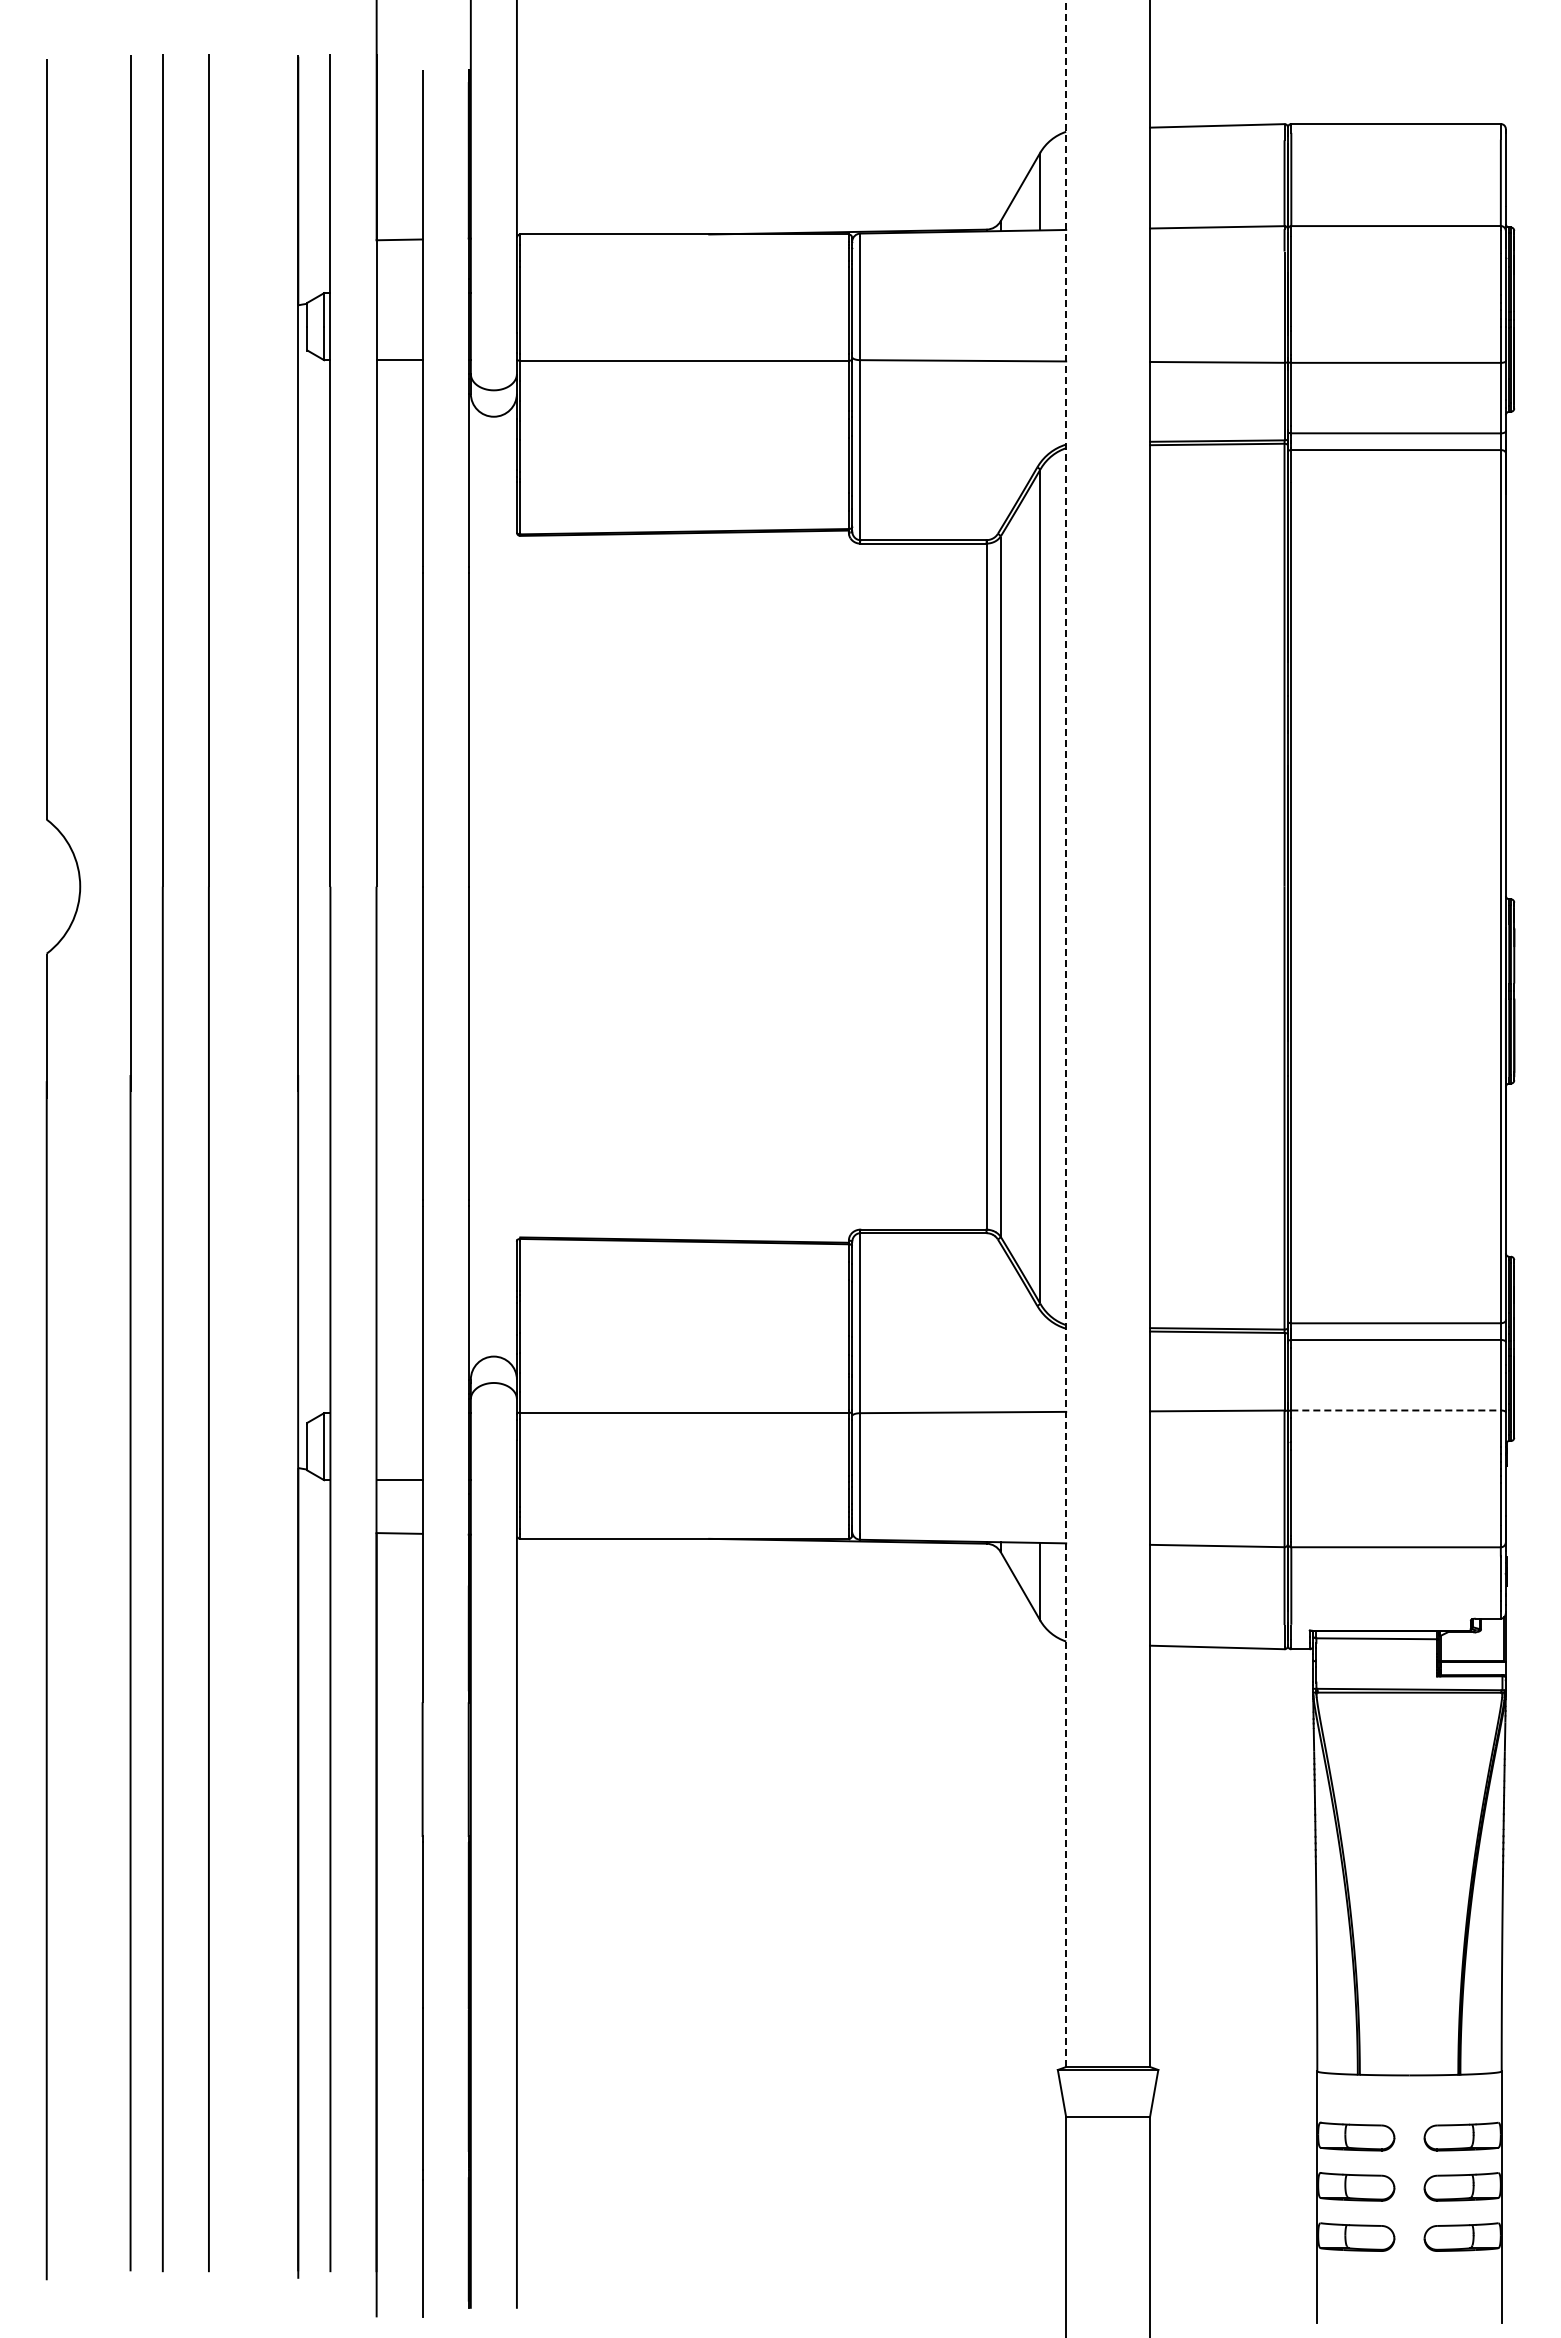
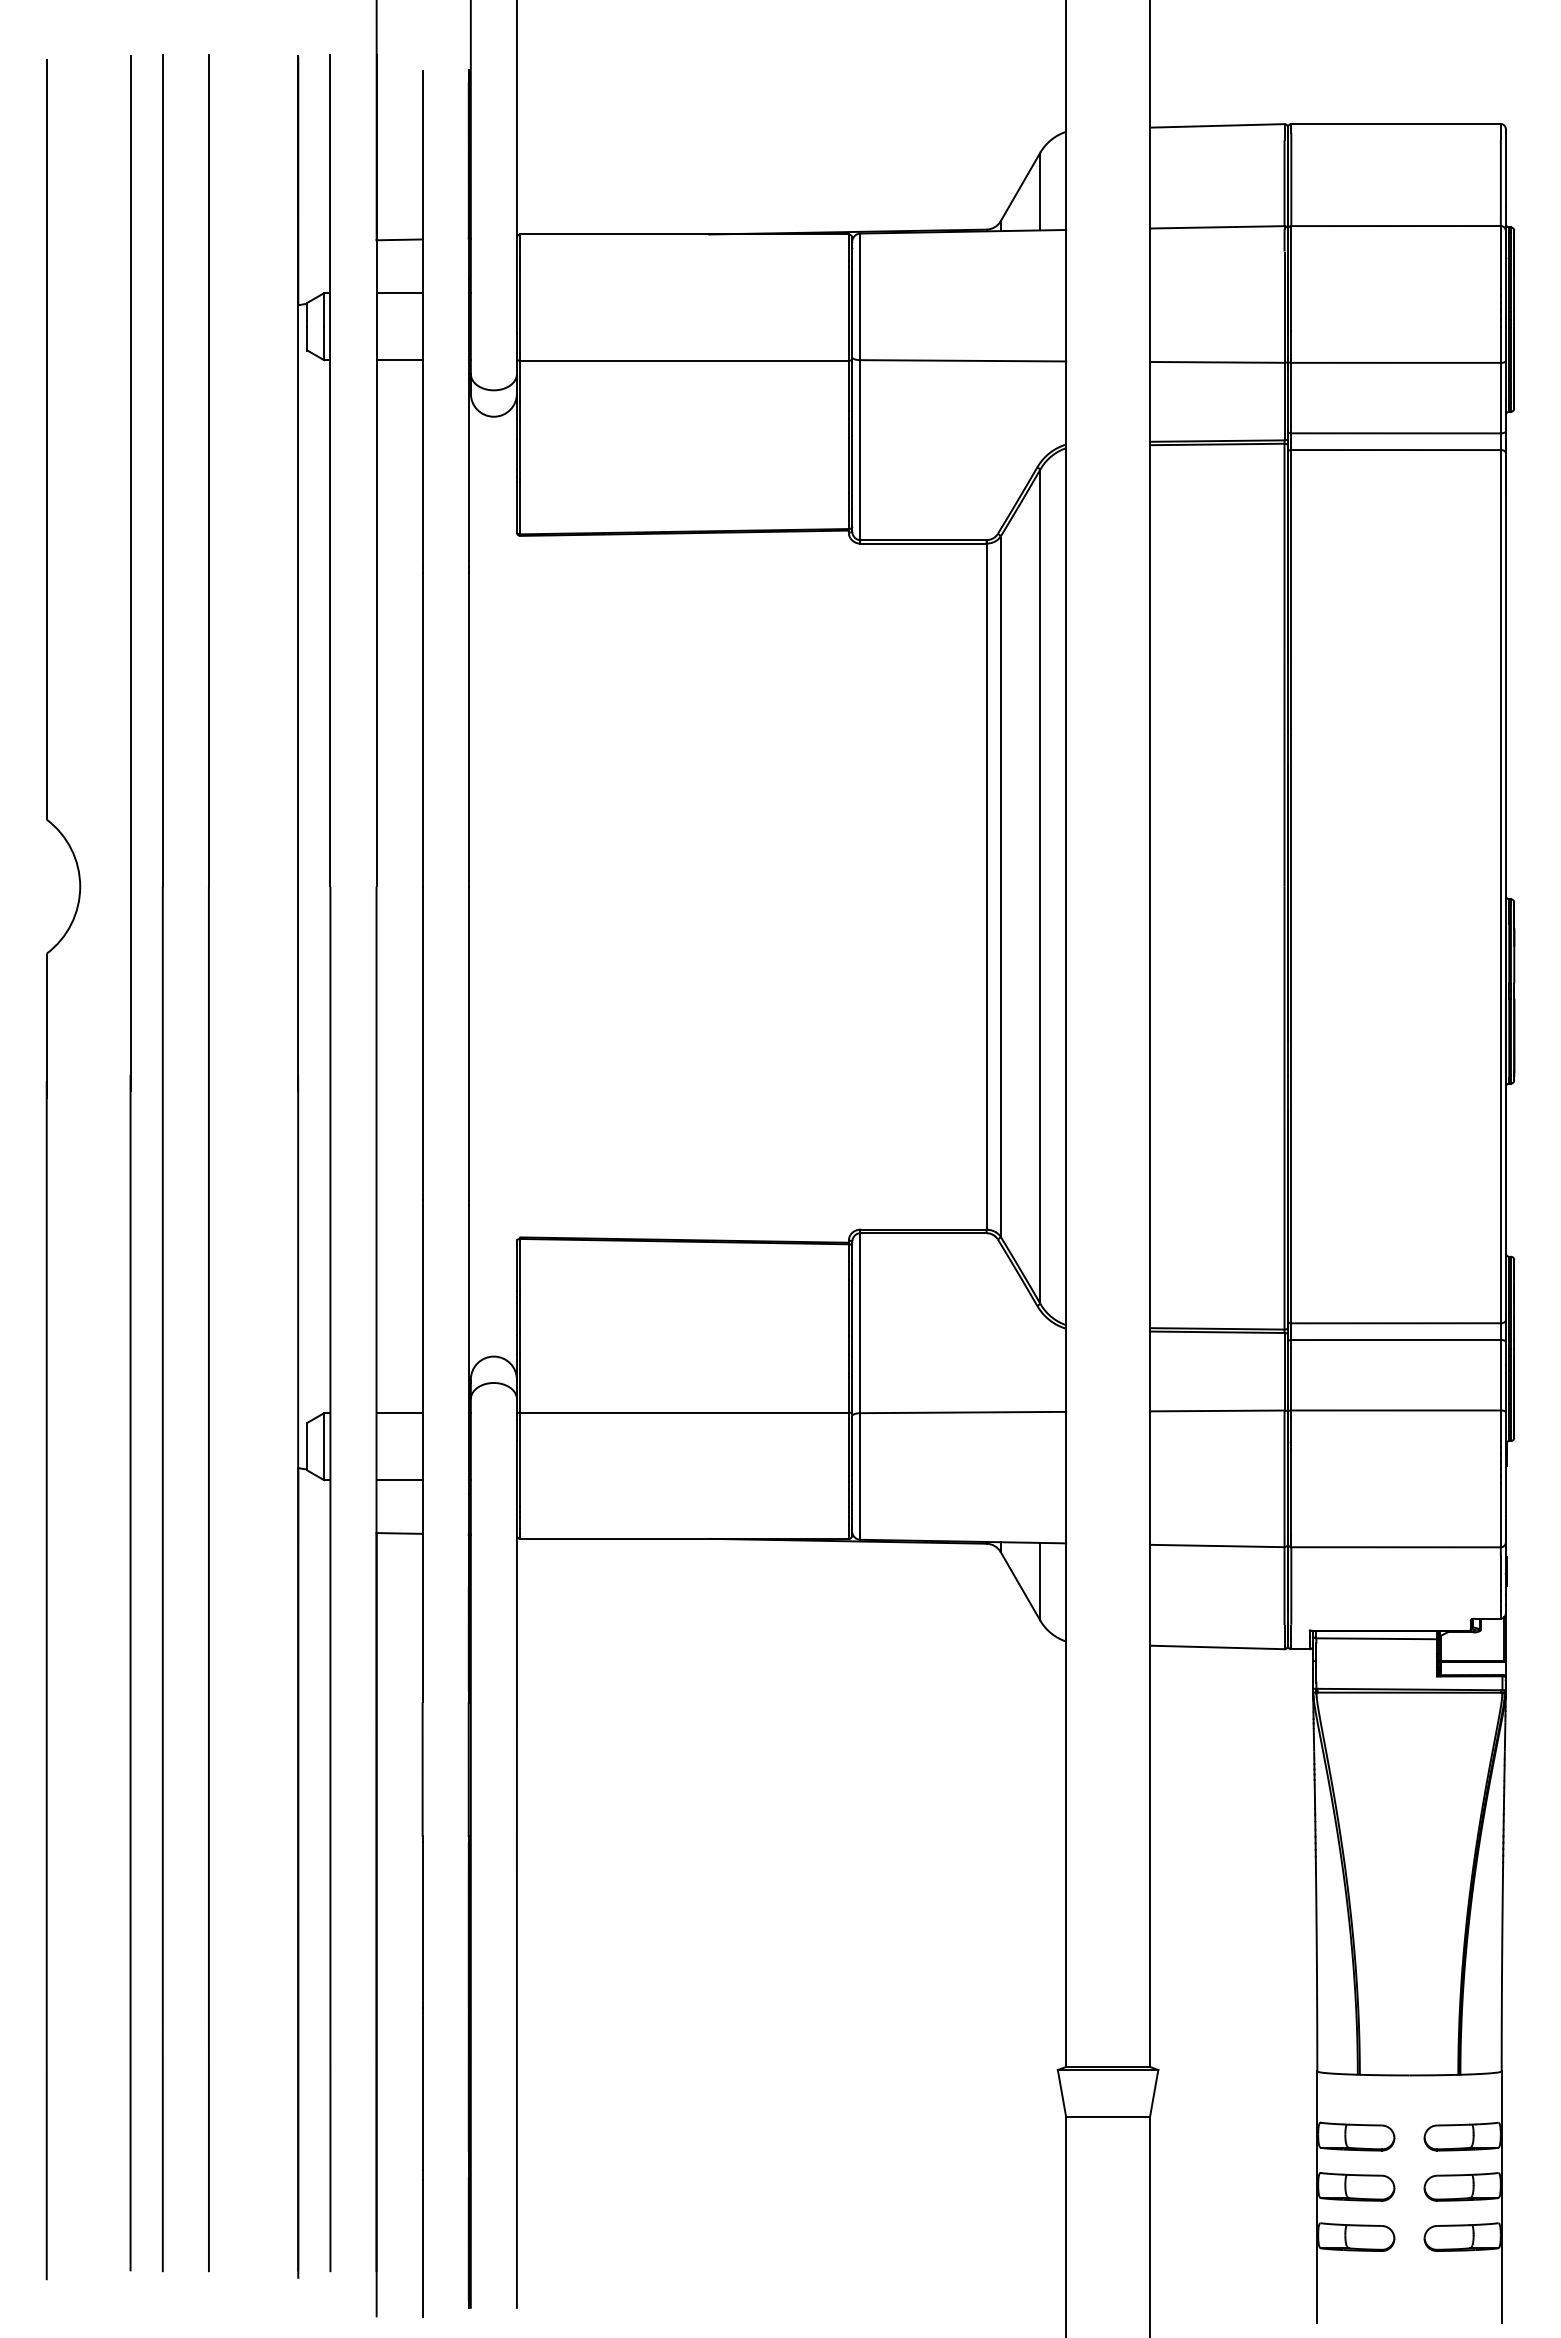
line: none -> present (399, 293)
line: dashed -> solid (1066, 1033)
line: dashed -> solid (1396, 1410)
line: none -> present (399, 1413)
